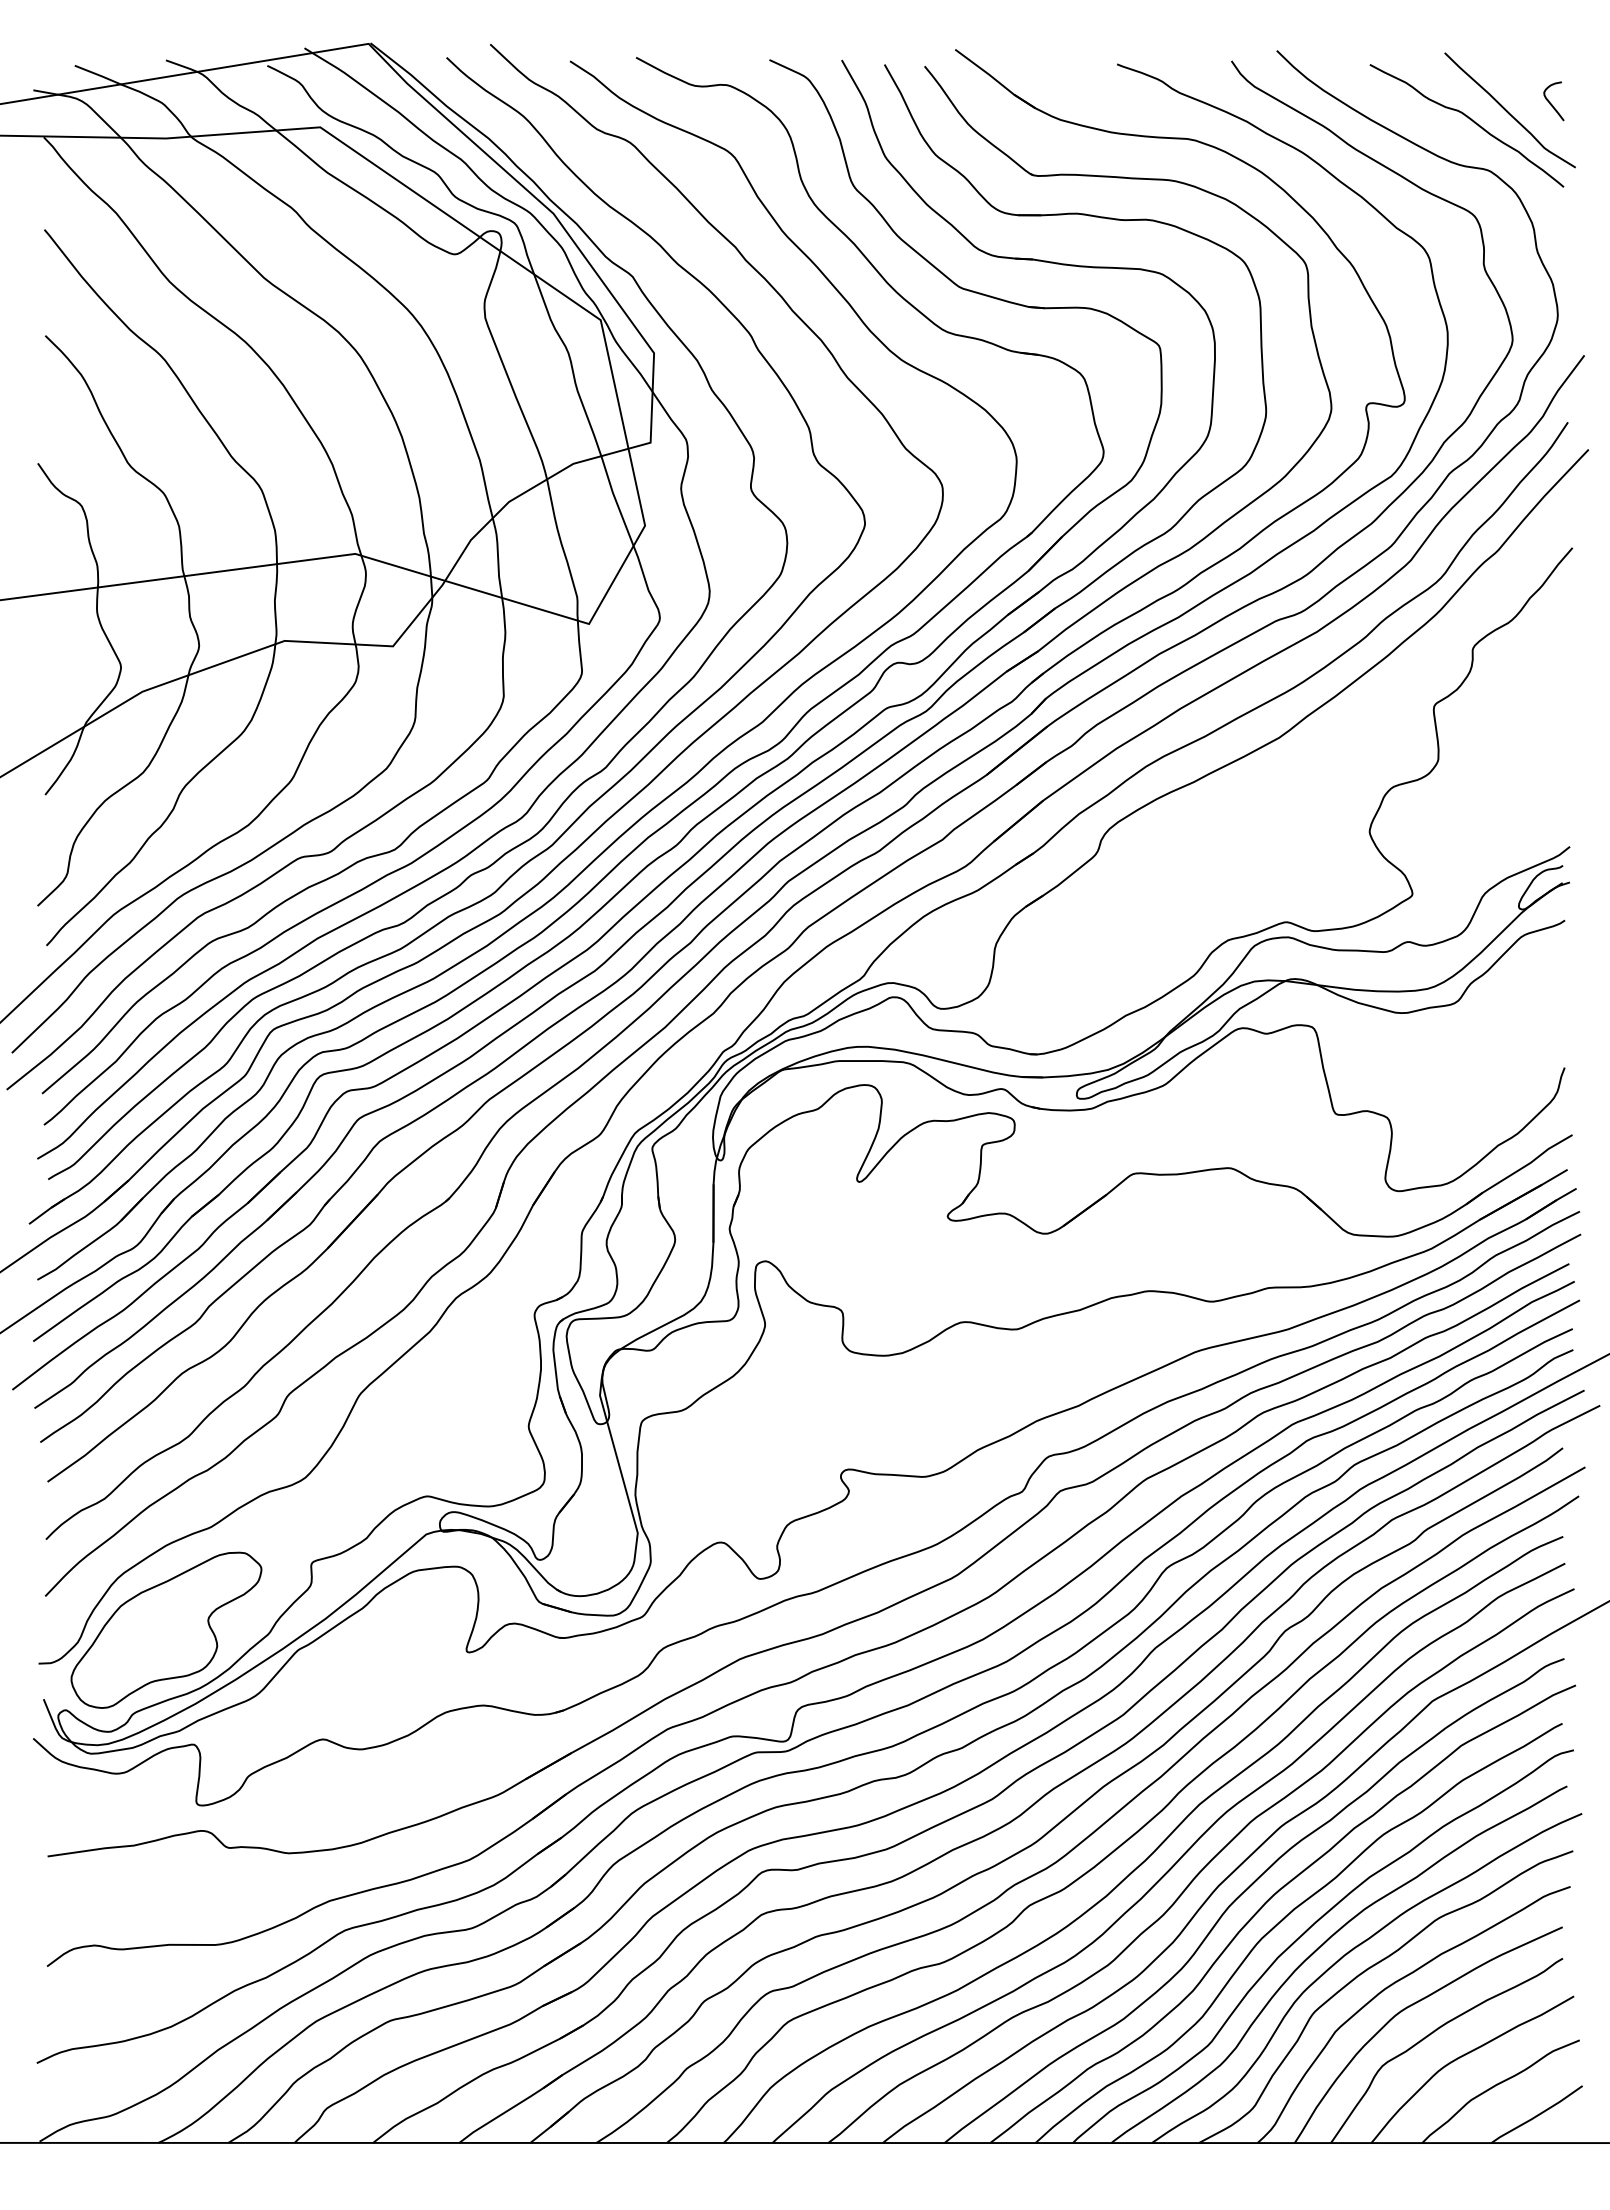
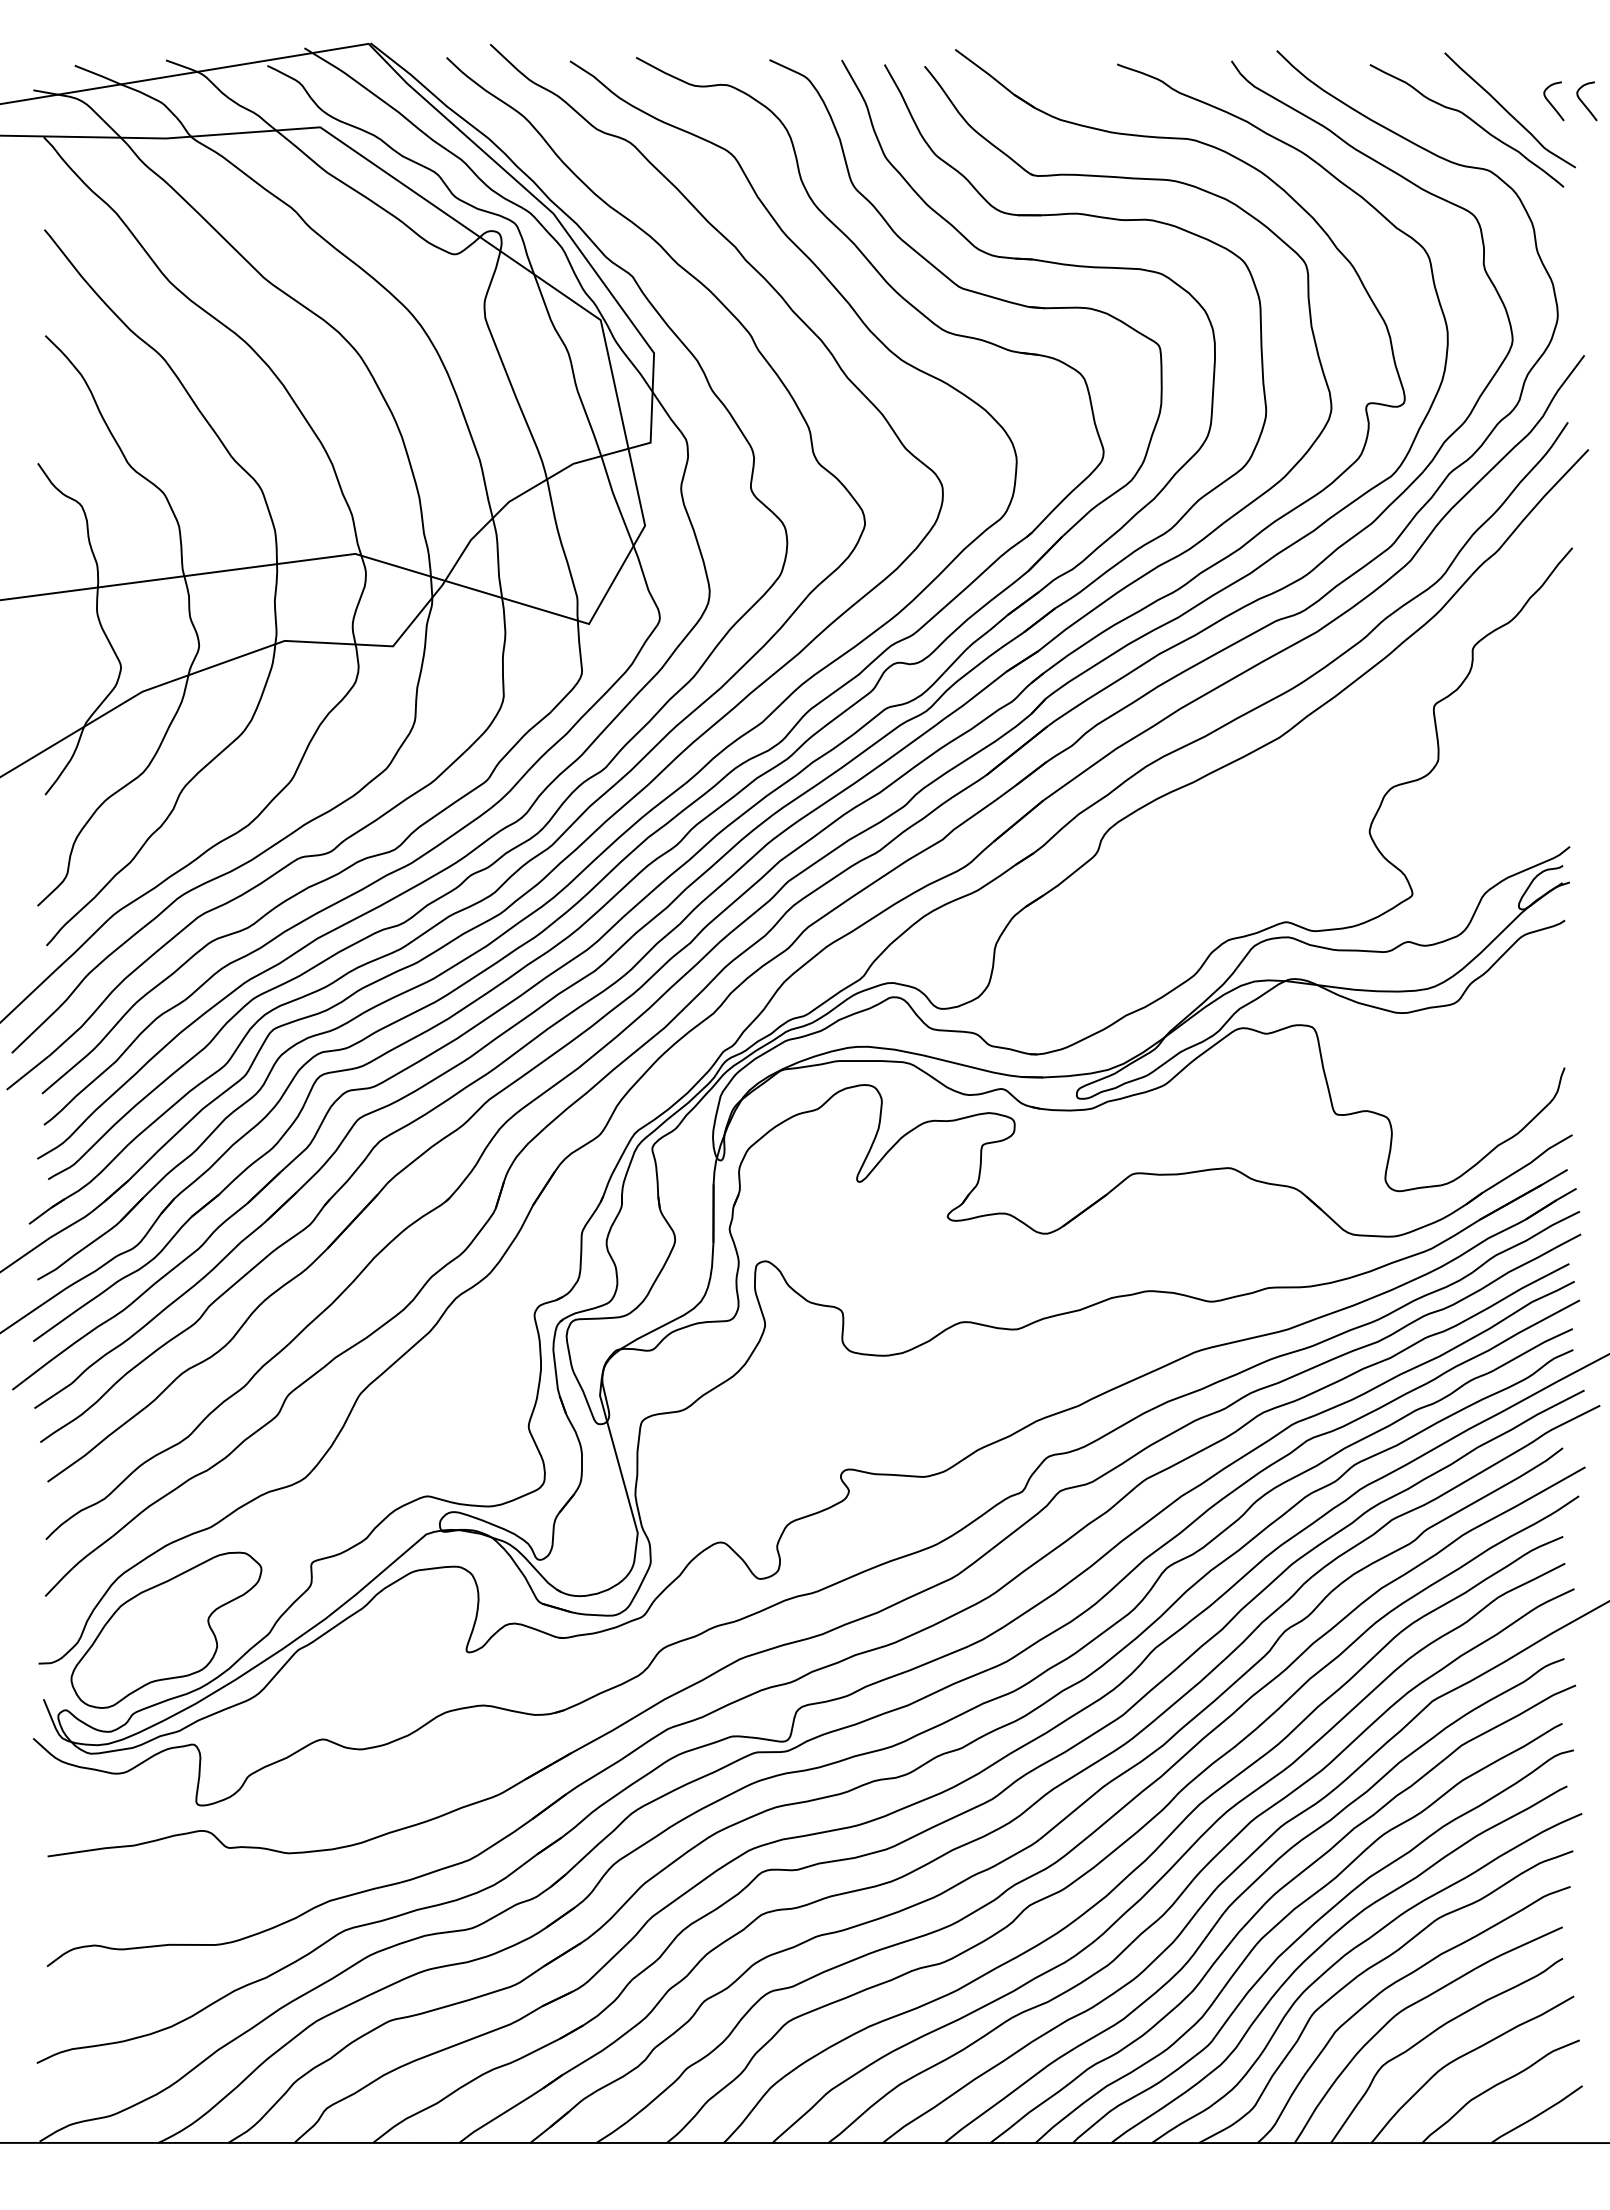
curve: none -> present (1584, 103)
